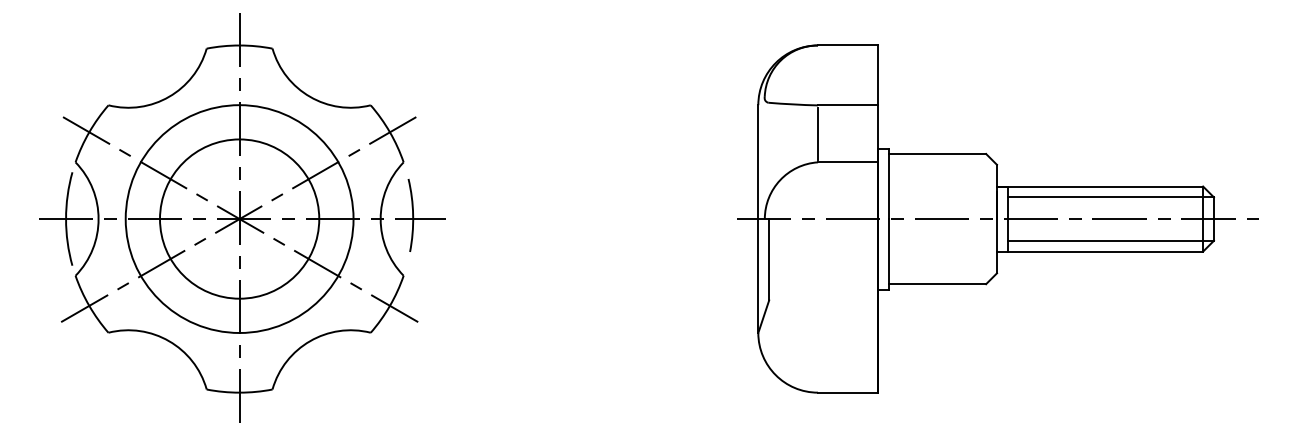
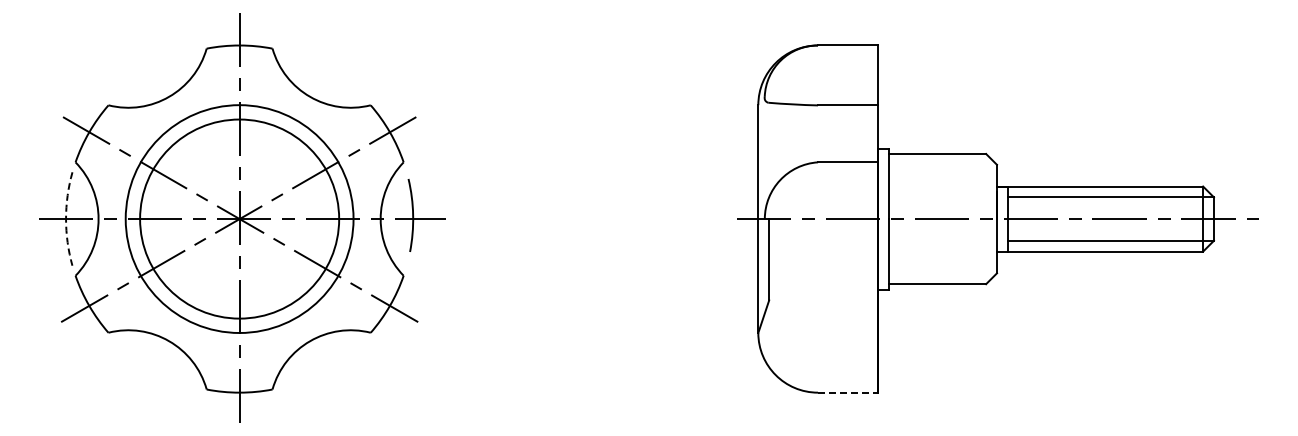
line: present -> none (817, 133)
circle diameter: 159 px -> 199 px (239, 218)
arc: solid -> dashed (66, 219)
line: solid -> dashed (847, 392)
